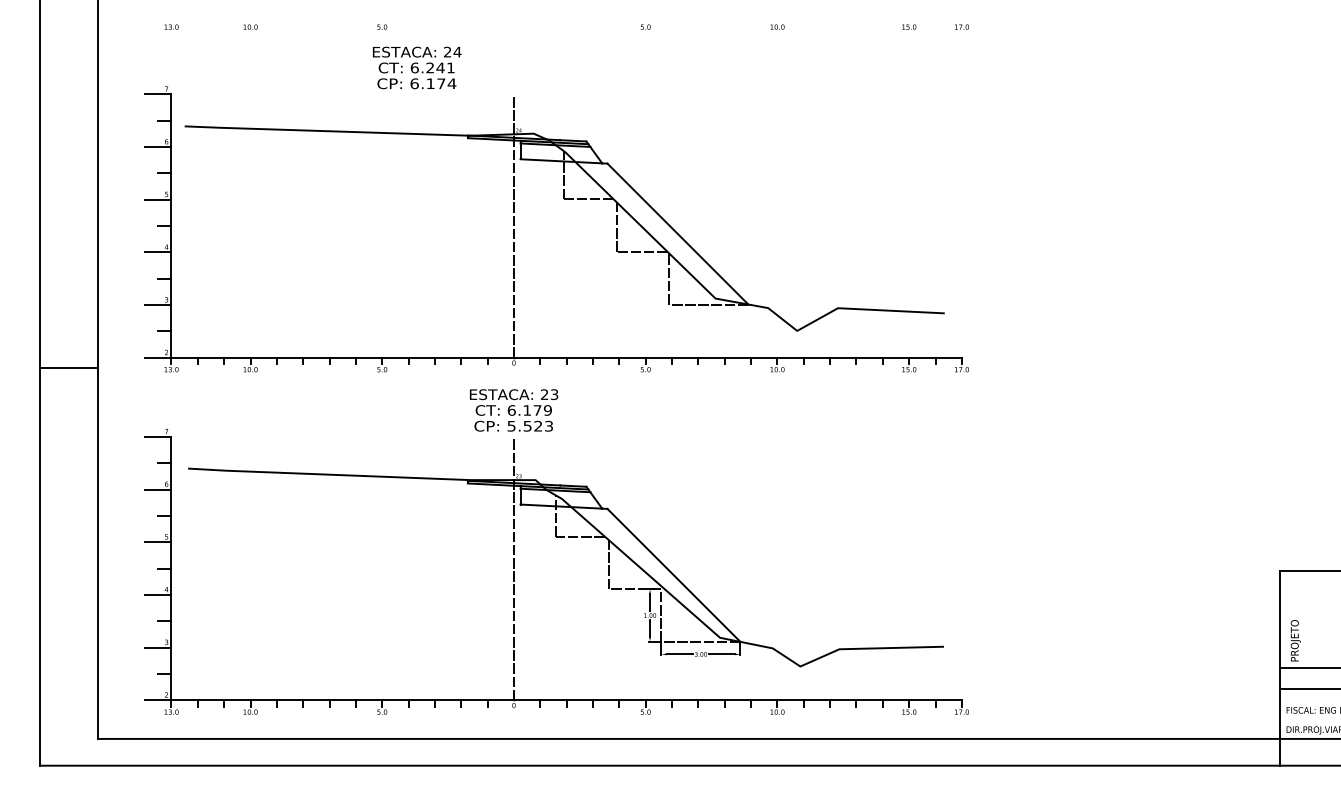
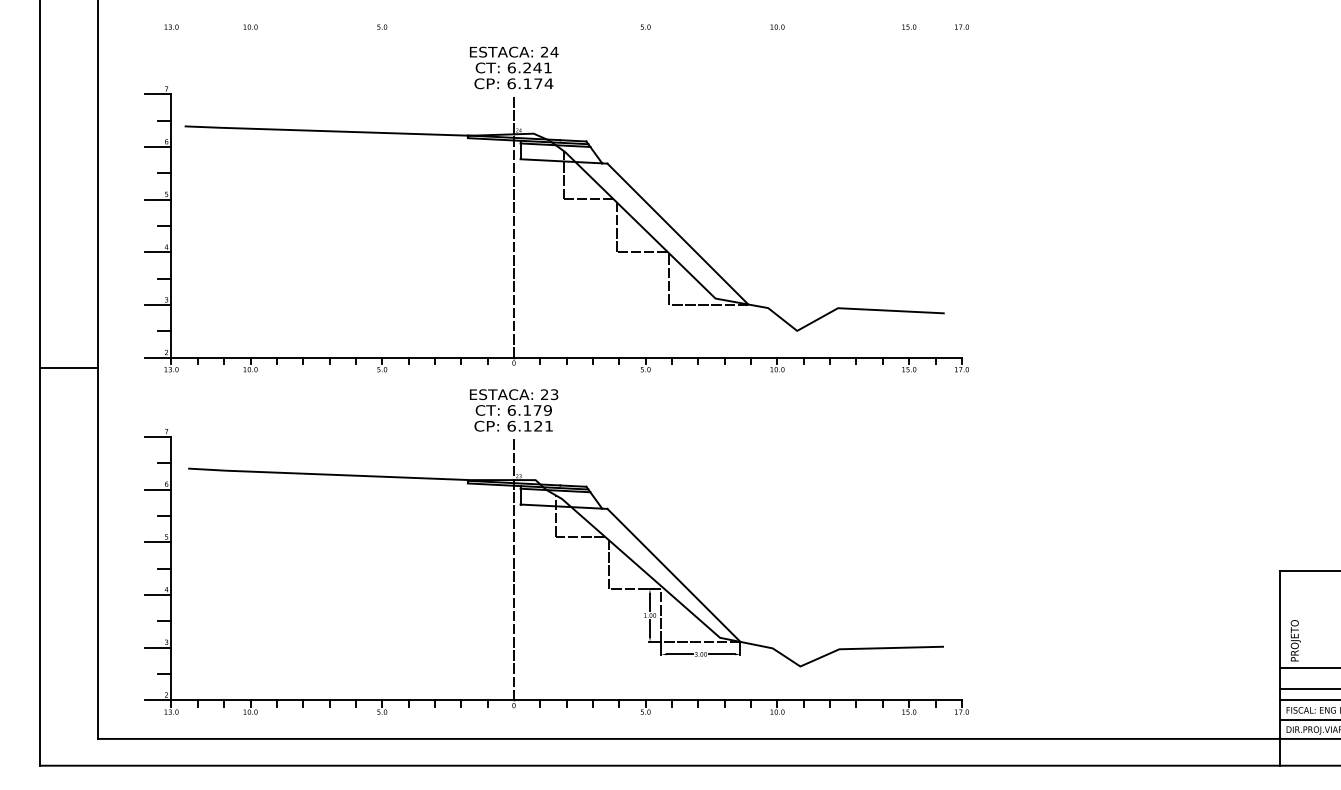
text position: (417, 67) -> (514, 67) (514, 67)
text: 5.523 -> 6.121 (529, 425)
line: none -> present (1308, 699)
line: none -> present (1308, 719)
